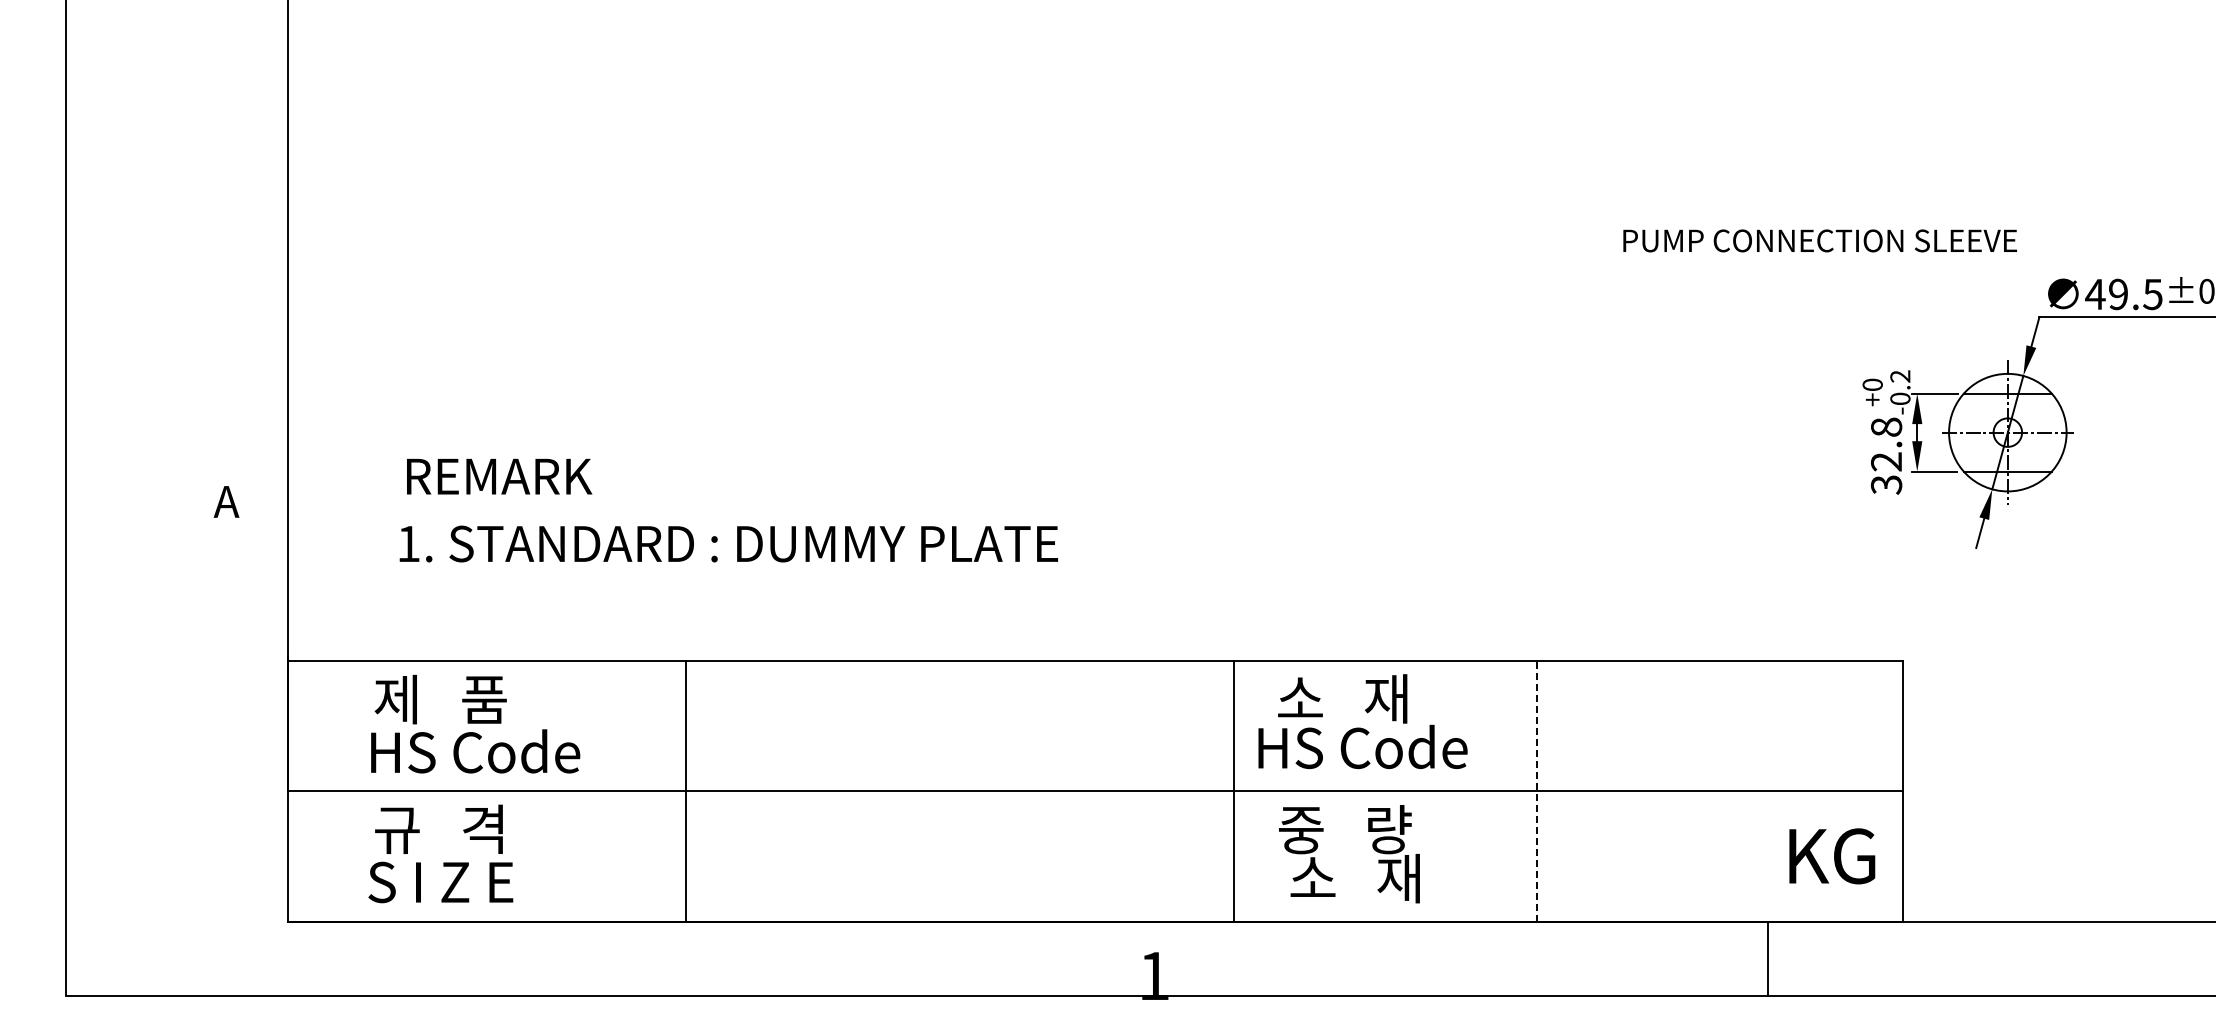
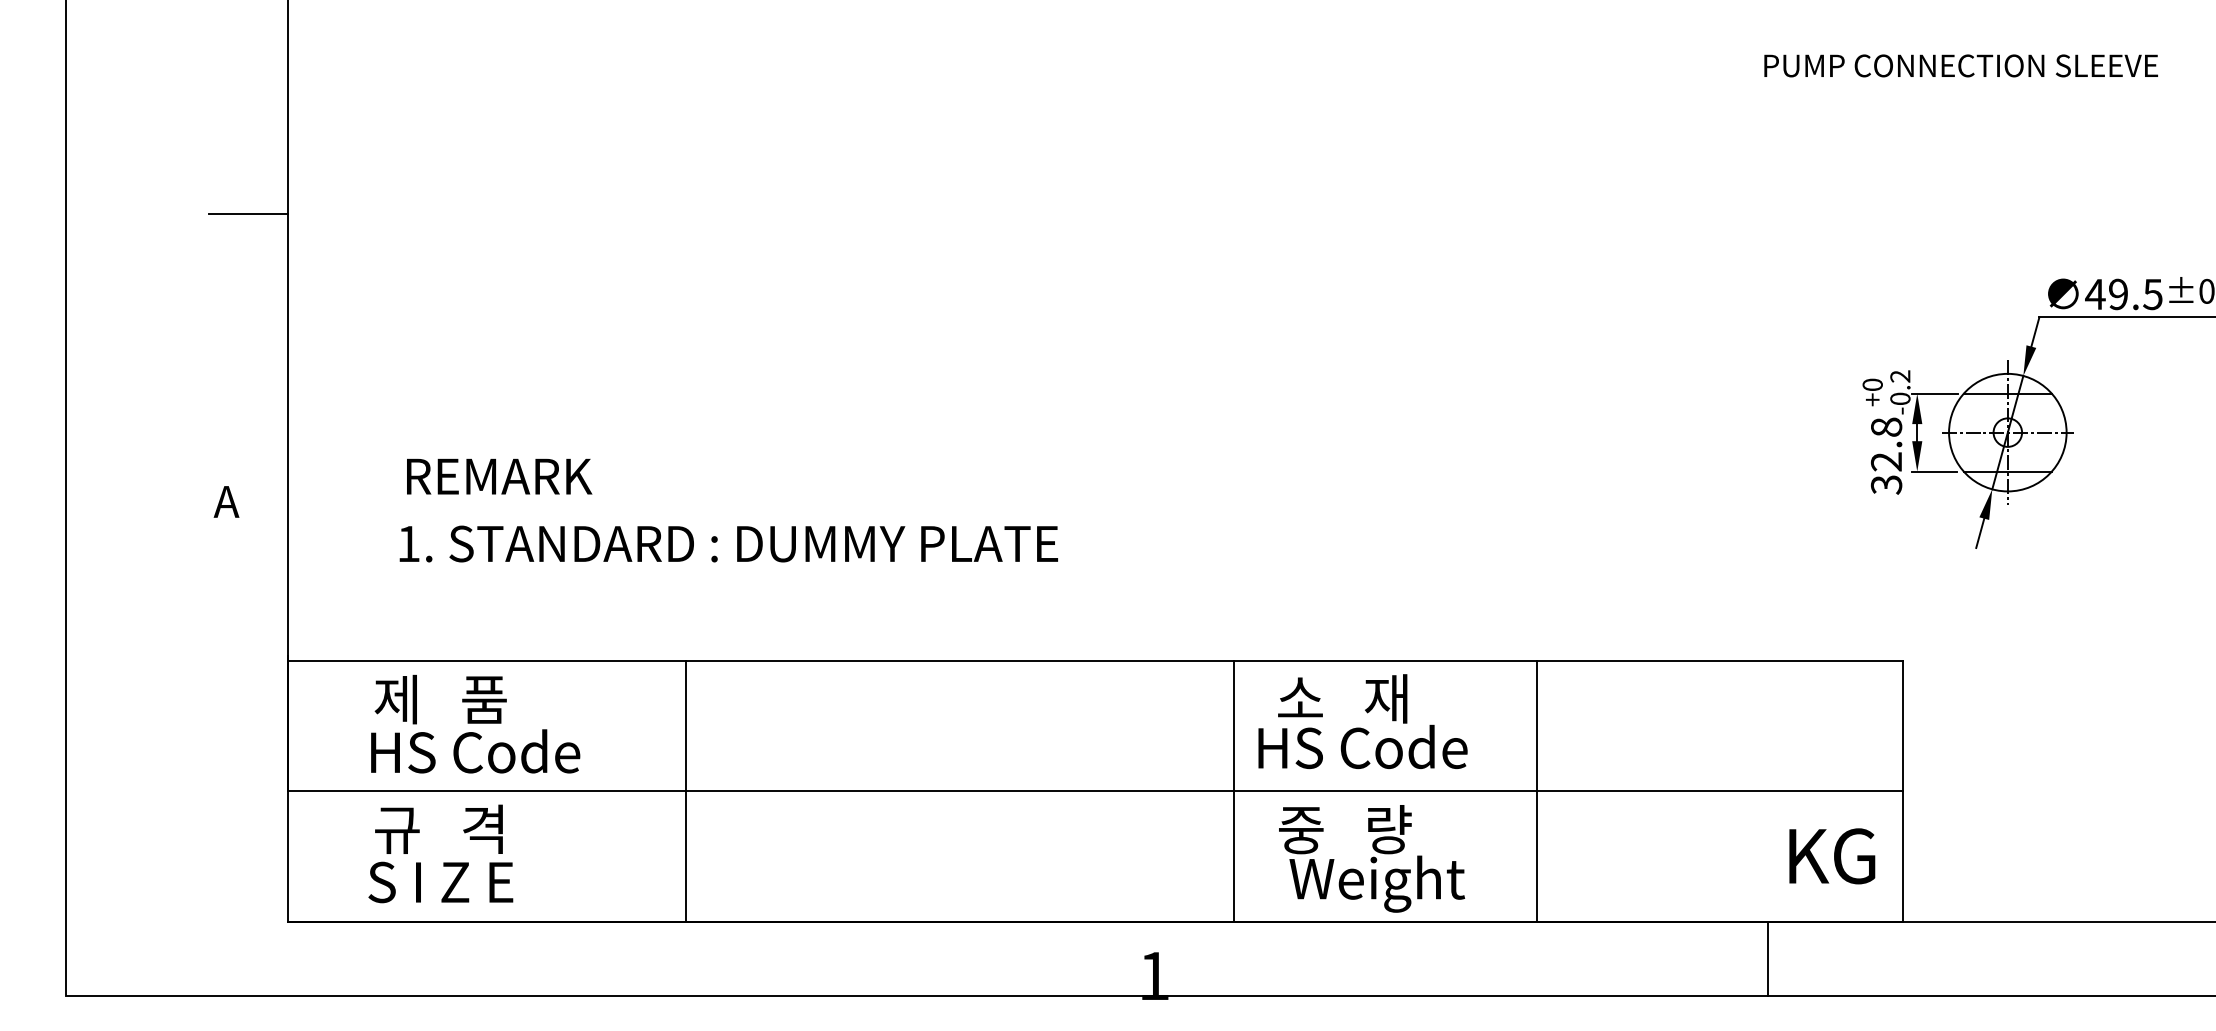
line: none -> present (248, 214)
text position: (1819, 240) -> (1960, 65) (1960, 65)
line: dashed -> solid (1537, 791)
text: 소   재 -> Weight (1377, 883)
